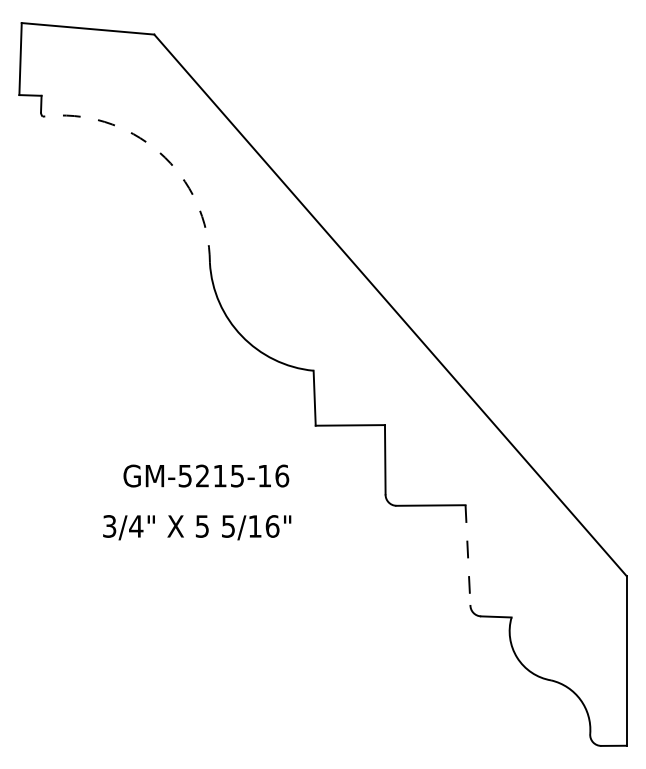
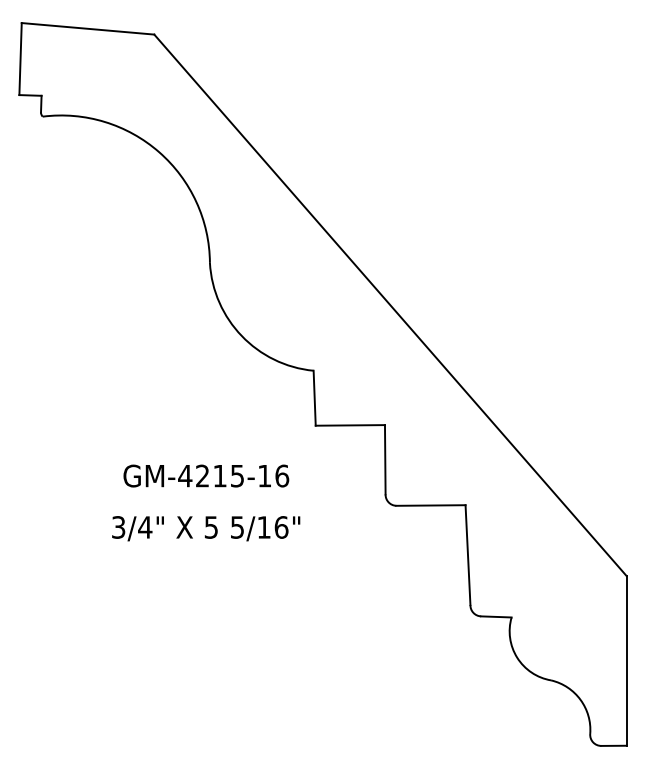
arc: dashed -> solid (159, 152)
text: GM-5215-16 -> GM-4215-16 (185, 476)
text position: (197, 527) -> (206, 528) (206, 528)
line: dashed -> solid (467, 555)
